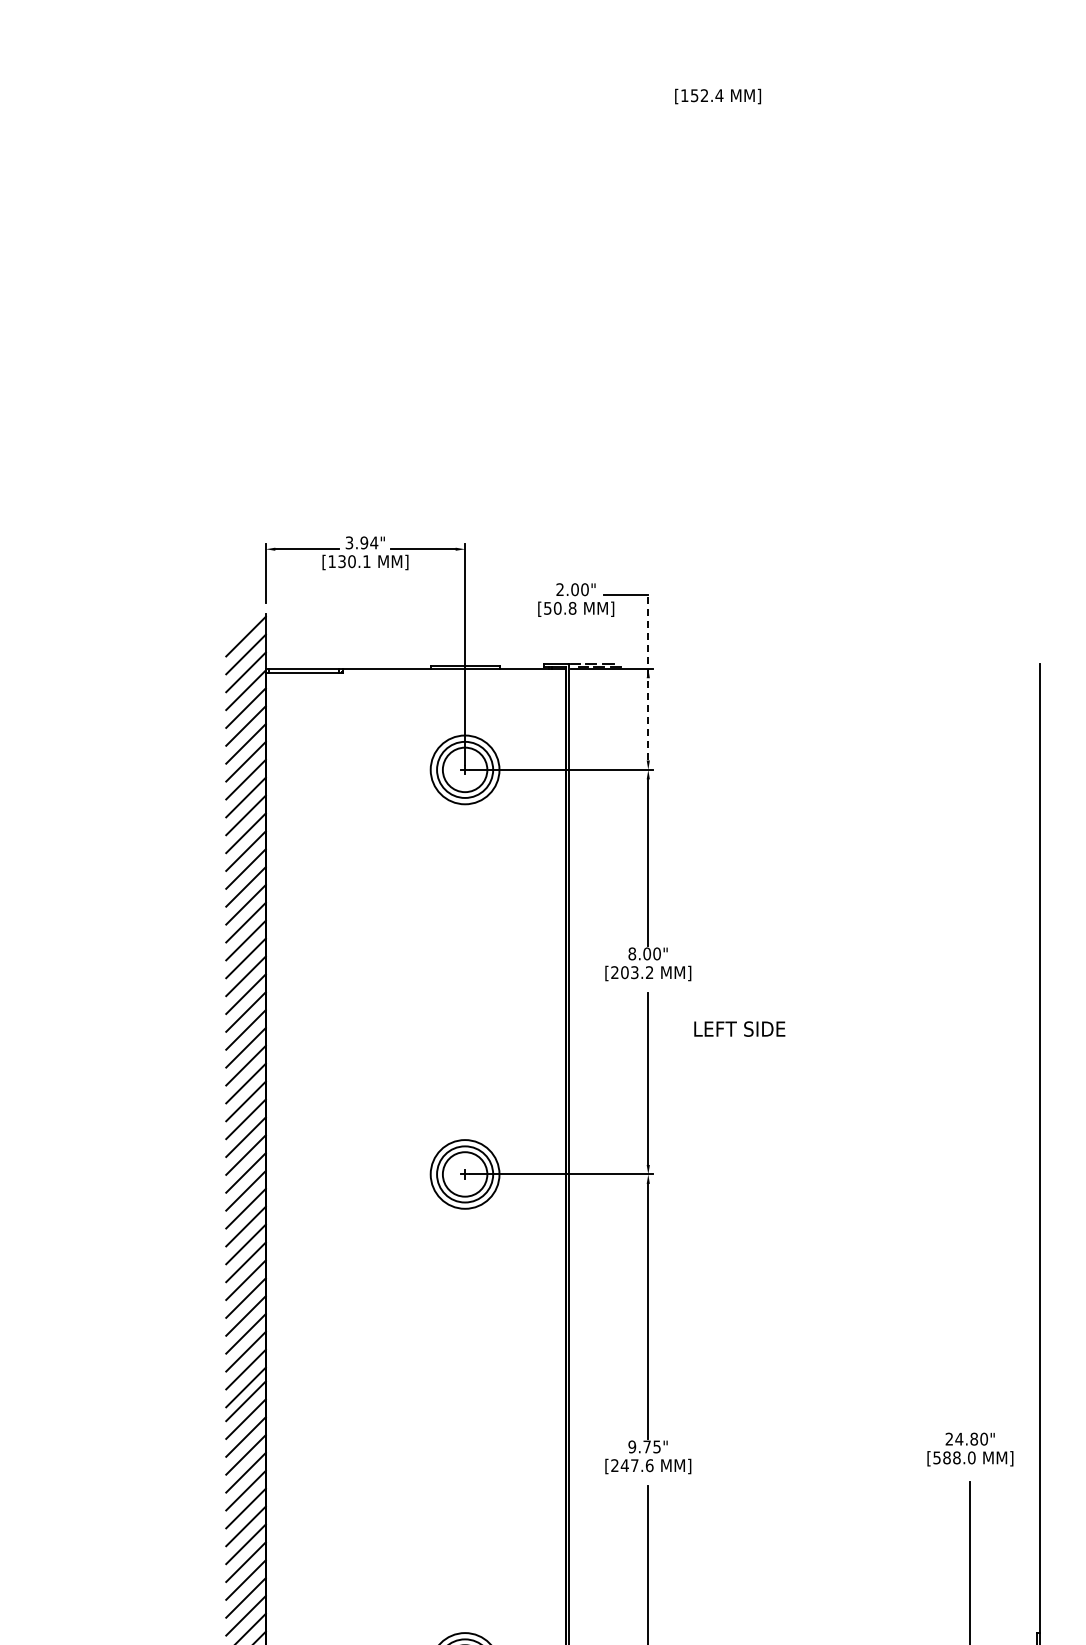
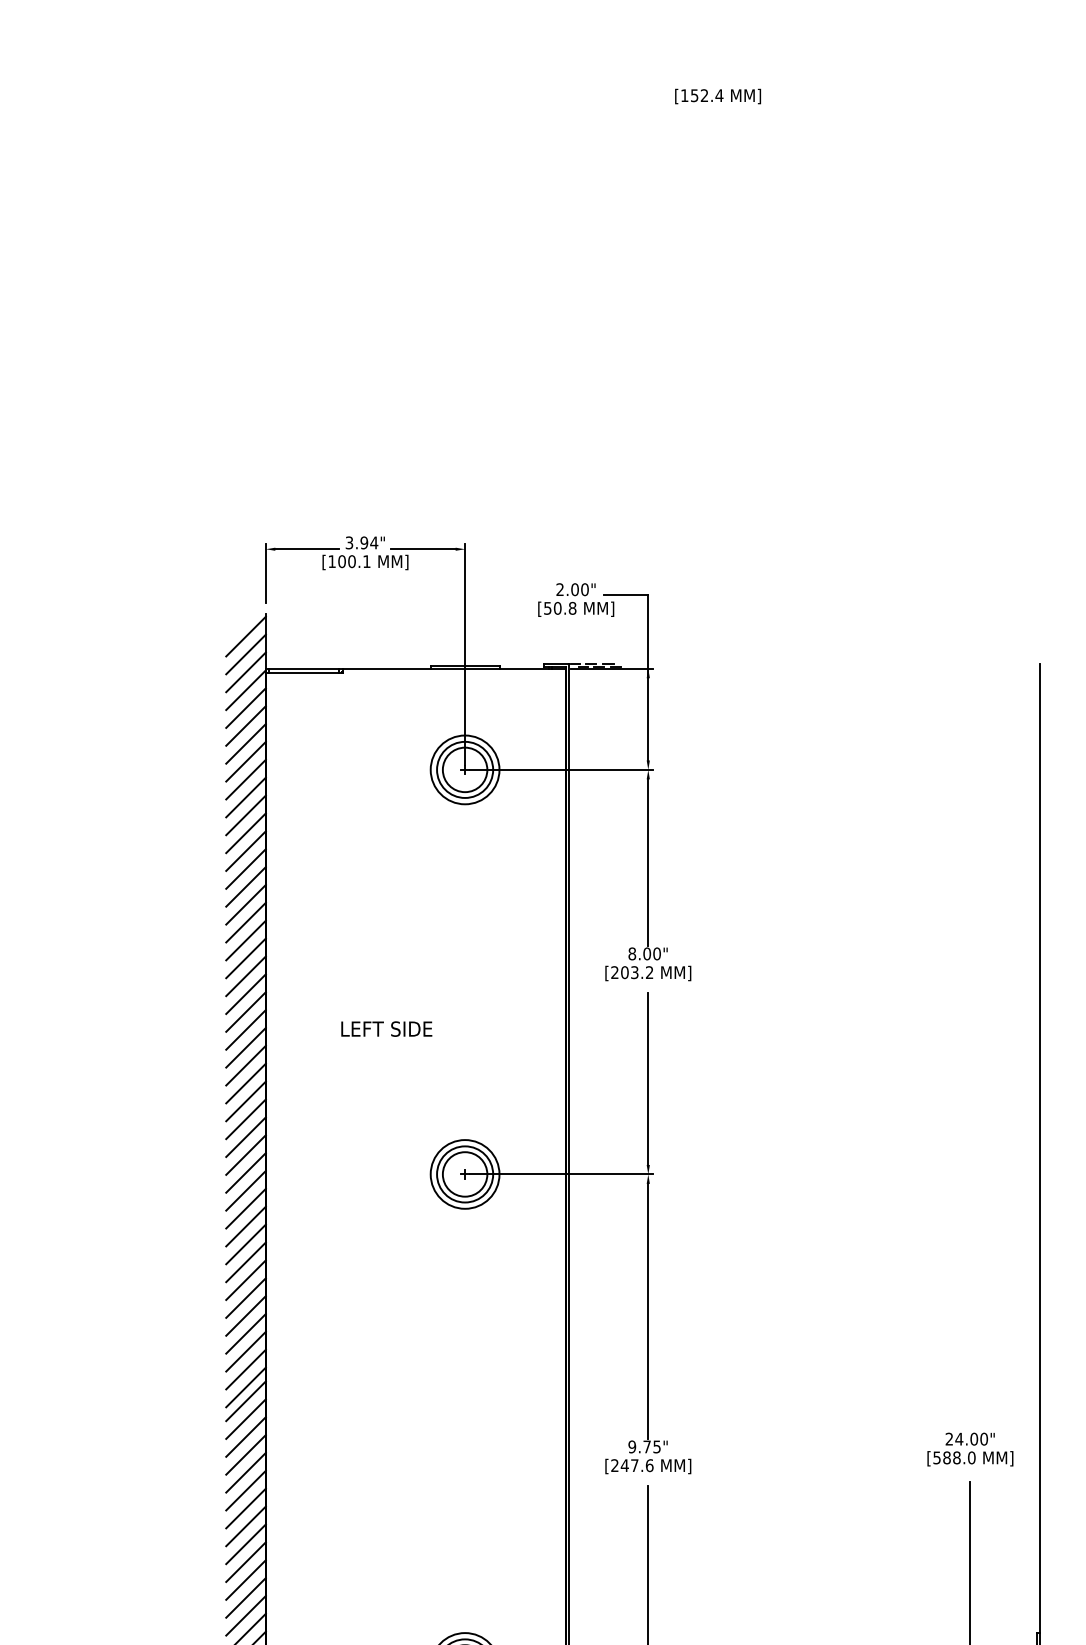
text: [130.1 -> [100.1 (341, 561)
line: dashed -> solid (648, 677)
text position: (739, 1028) -> (386, 1028) (386, 1028)
text: 24.80" -> 24.00" (974, 1439)
